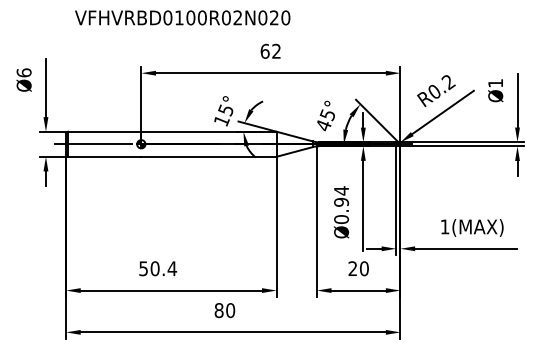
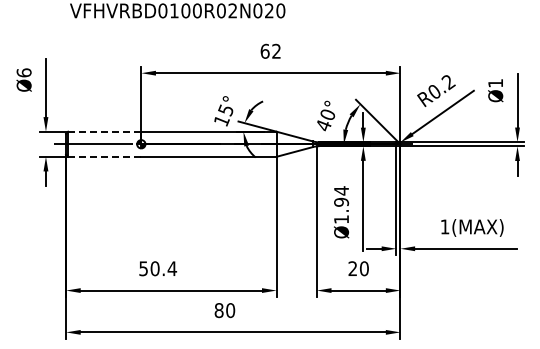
text position: (182, 17) -> (177, 10) (177, 10)
text: 45° -> 40° (327, 115)
line: solid -> dashed (104, 131)
line: solid -> dashed (104, 156)
text: Ø0.94 -> Ø1.94 (341, 219)
